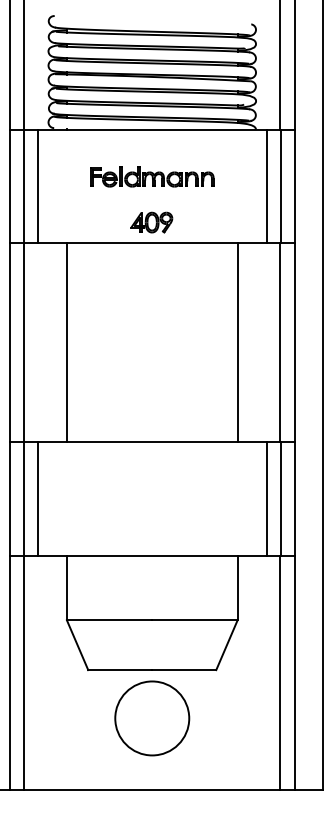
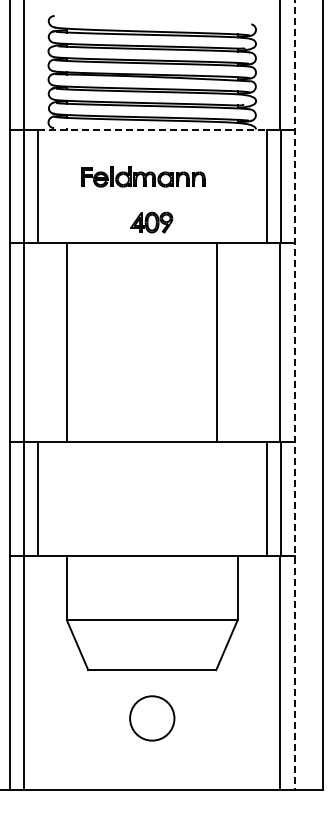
line: solid -> dashed (152, 129)
part position: (152, 176) -> (143, 176) (143, 176)
line position: (237, 342) -> (216, 342) (216, 342)
line: solid -> dashed (294, 395)
circle diameter: 74 px -> 44 px (152, 718)
